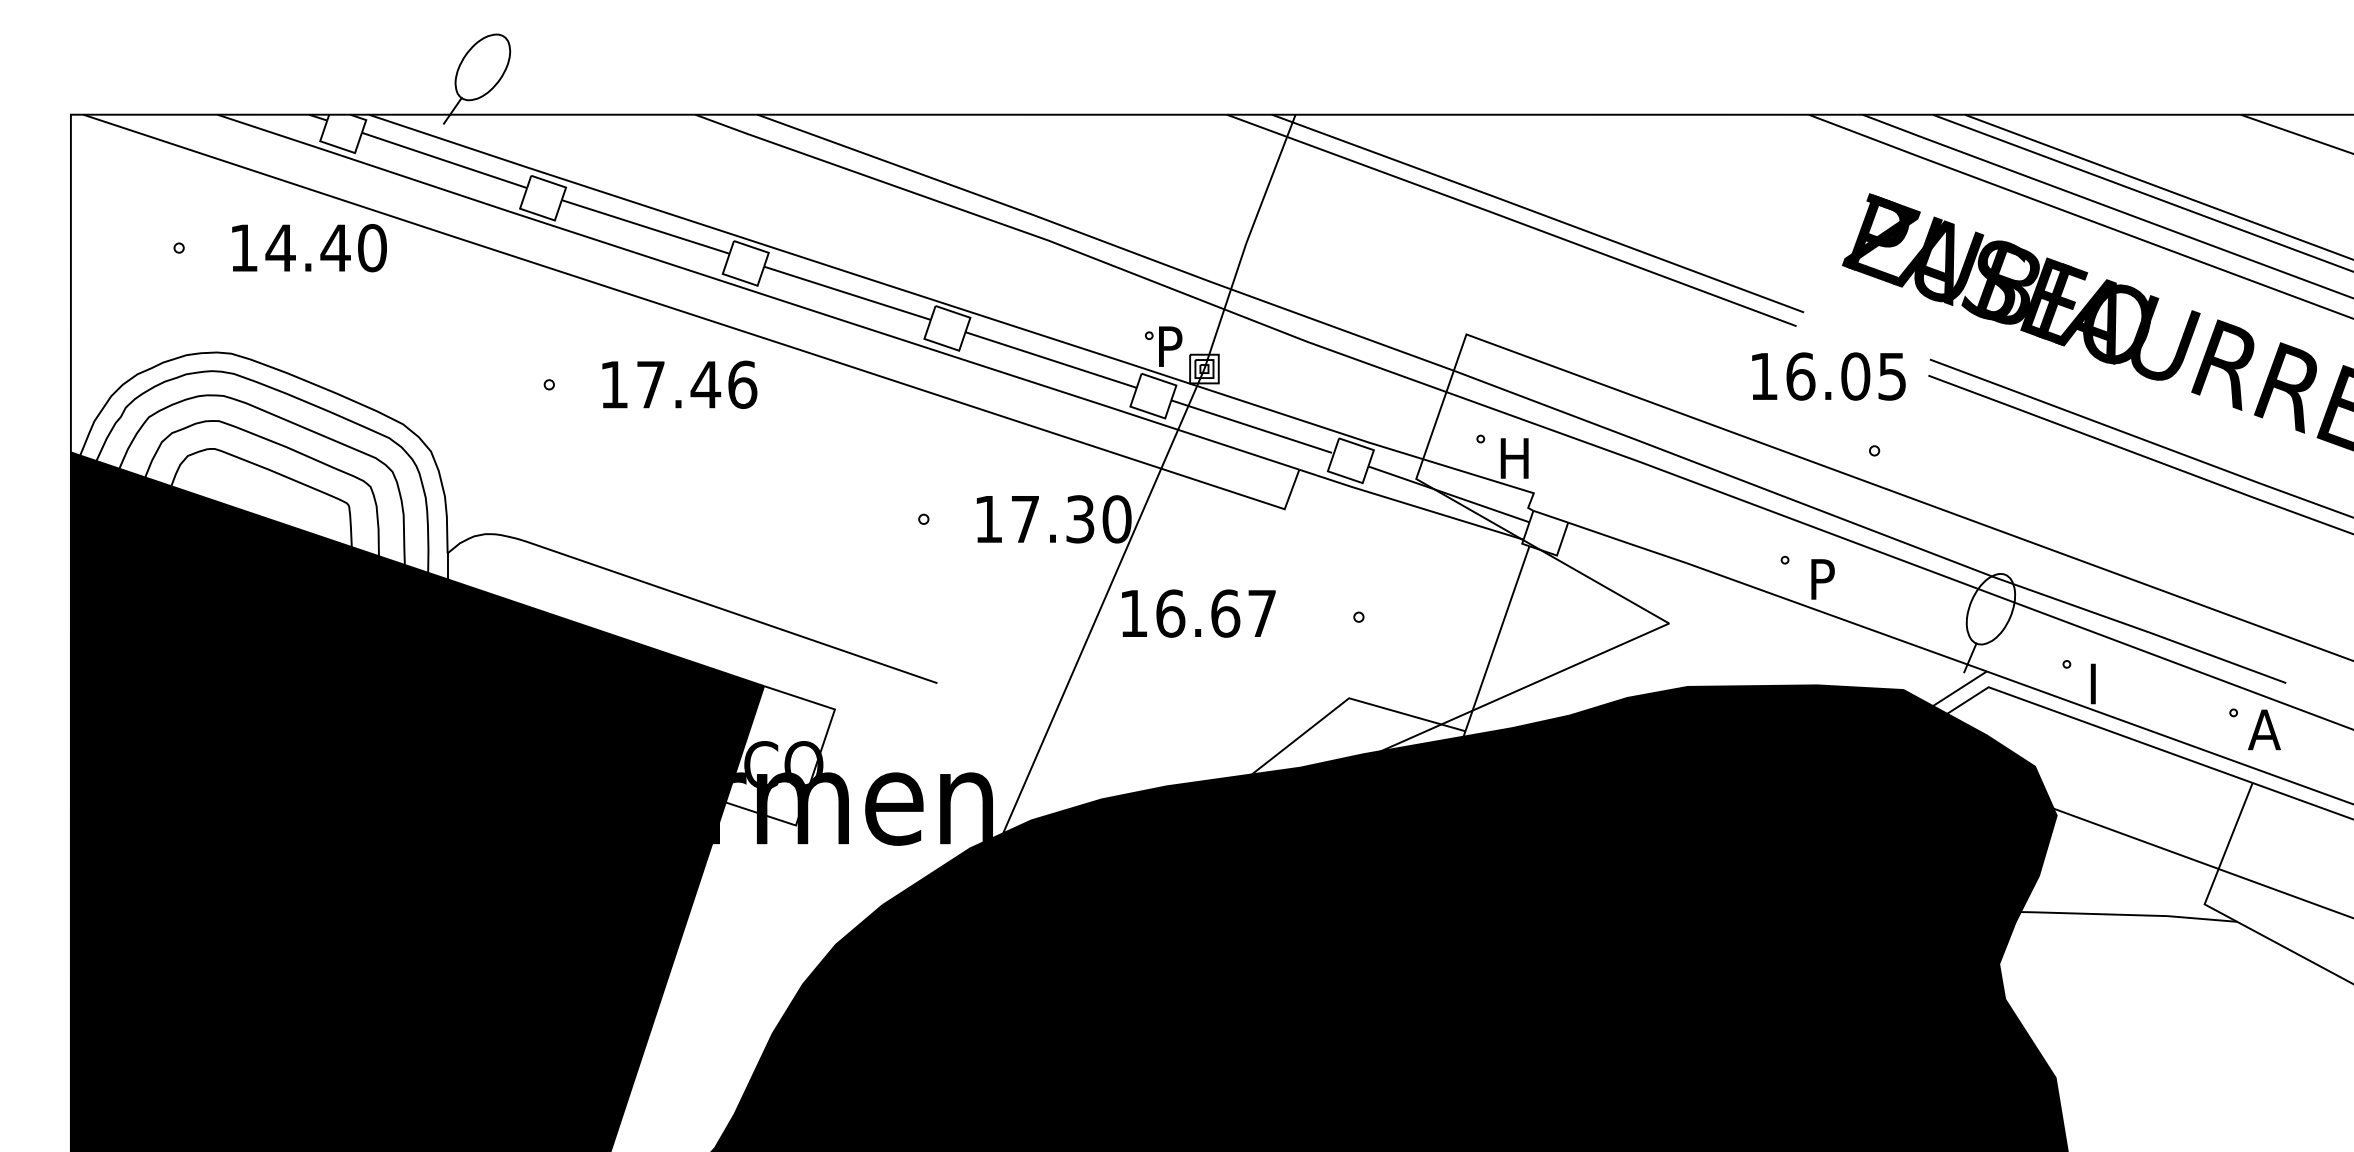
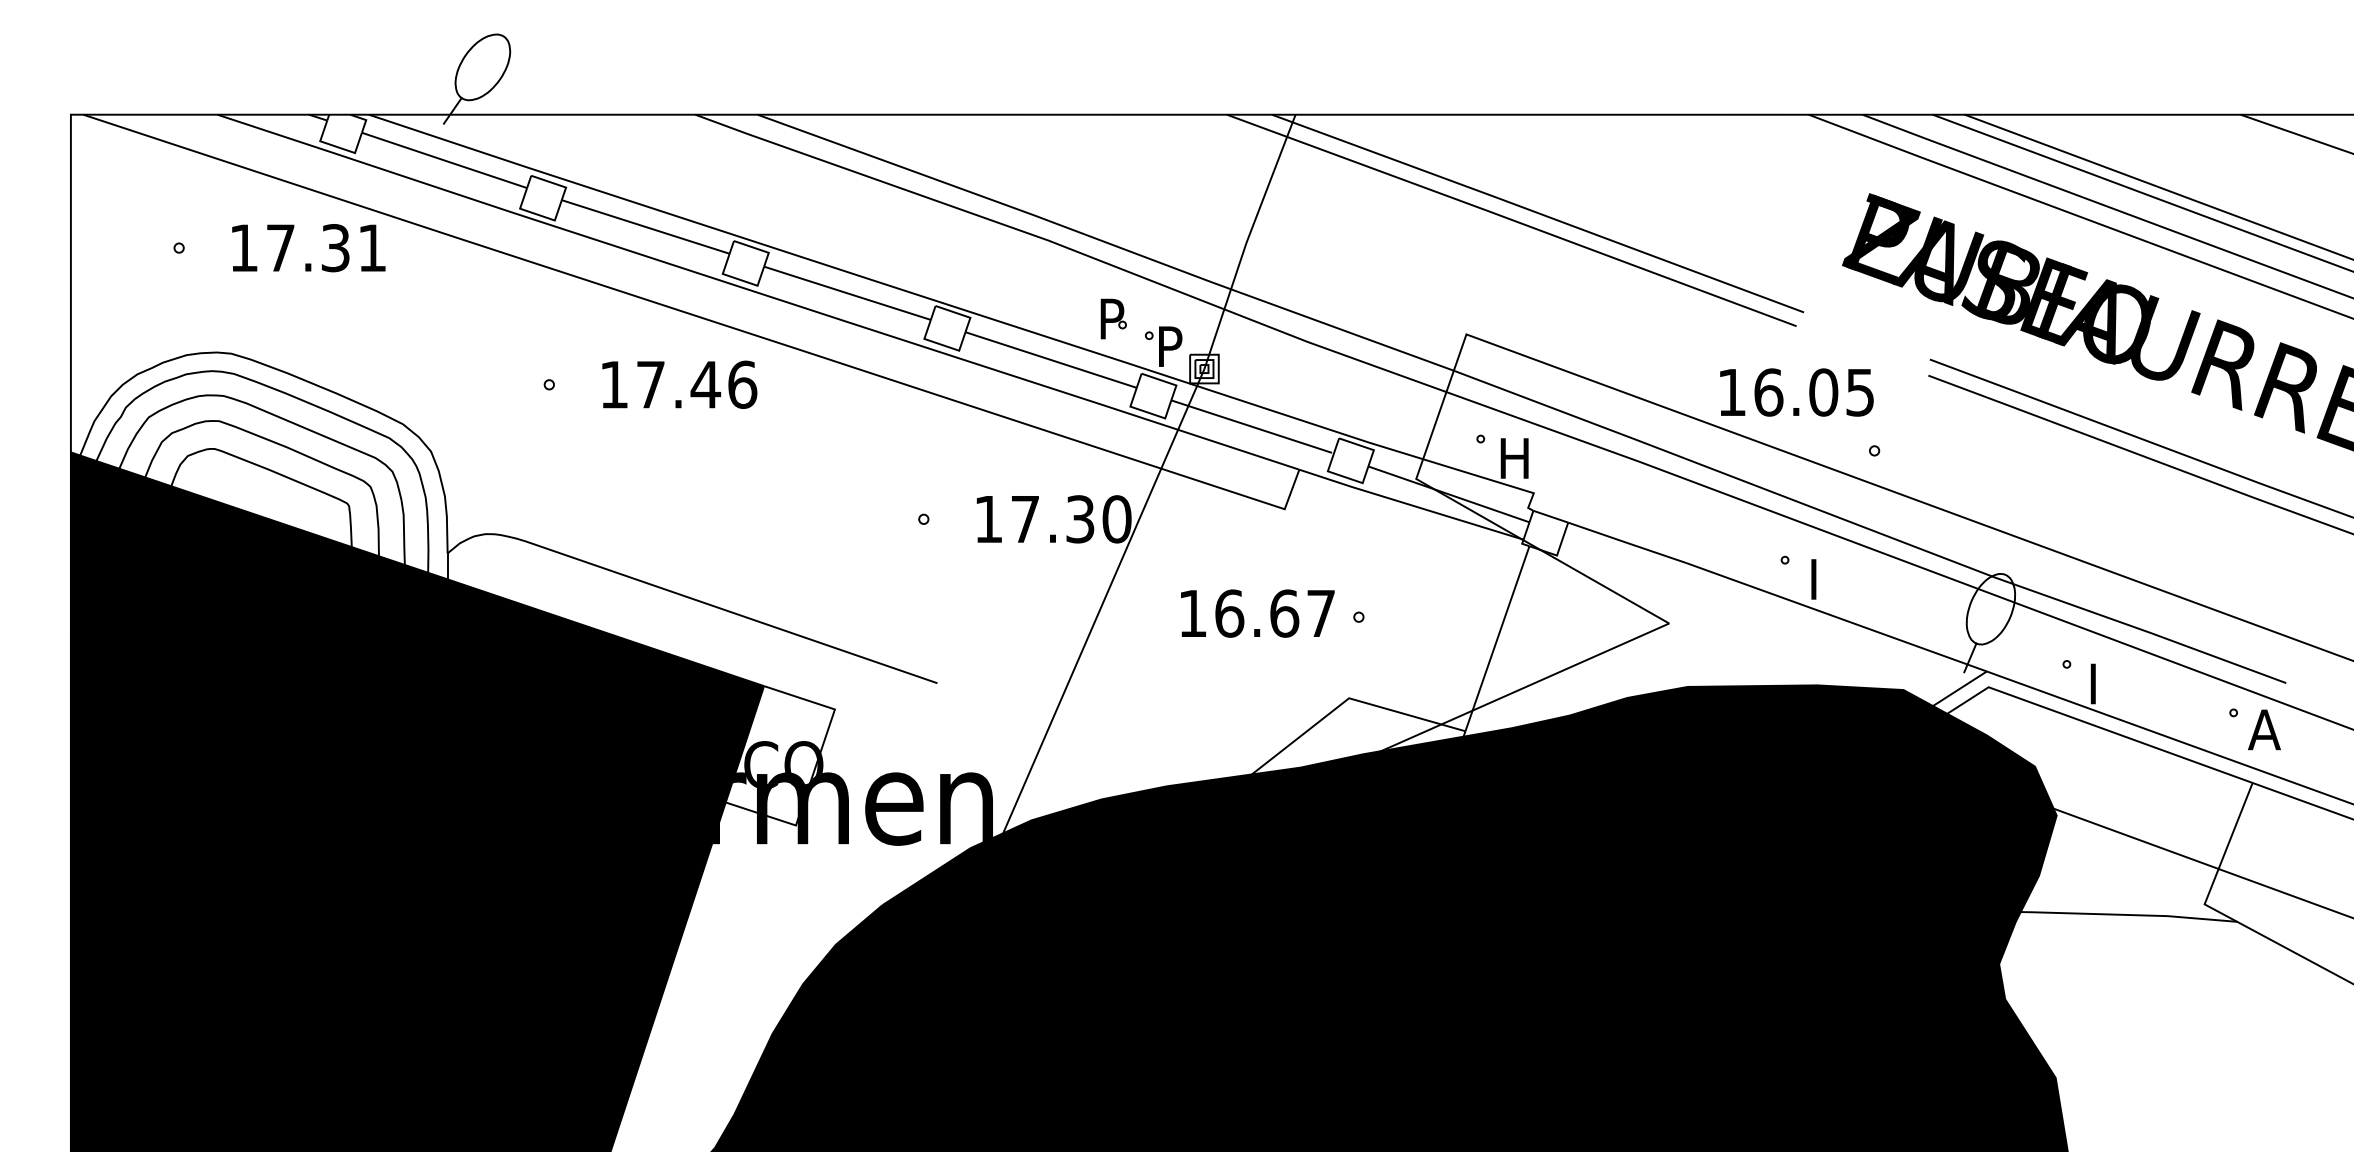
text: 14.40 -> 17.31 (325, 248)
part: none -> present (1113, 318)
text position: (1828, 376) -> (1796, 392) (1796, 392)
text: P -> I (1825, 571)
text position: (1198, 613) -> (1257, 613) (1257, 613)
